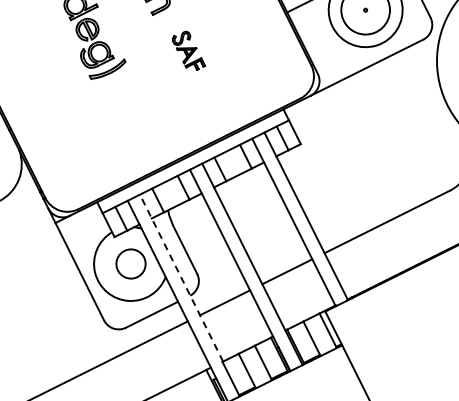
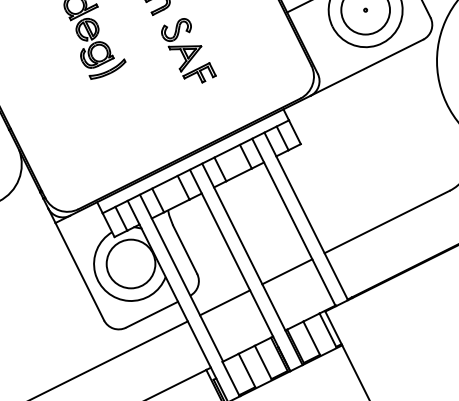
part size: 36x41 px -> 56x66 px (188, 50)
circle diameter: 29 px -> 49 px (130, 263)
line: dashed -> solid (181, 277)
